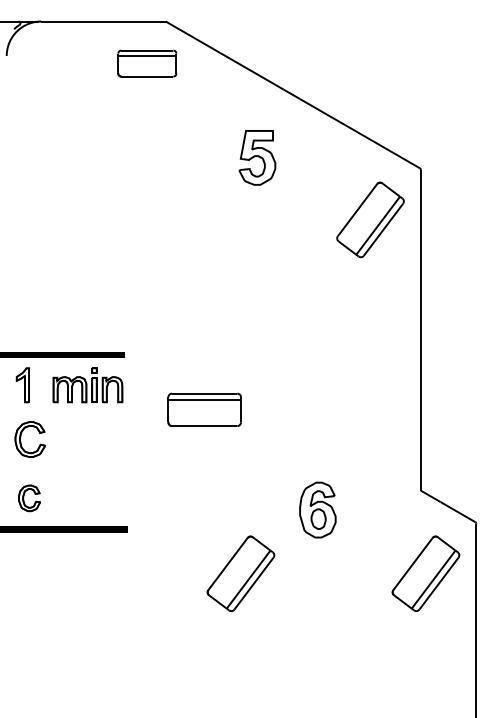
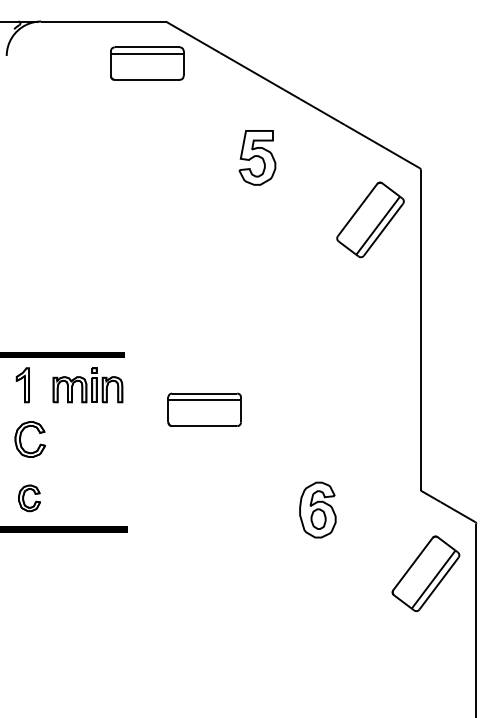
part size: 61x29 px -> 75x35 px (147, 63)
part: present -> none (240, 573)
